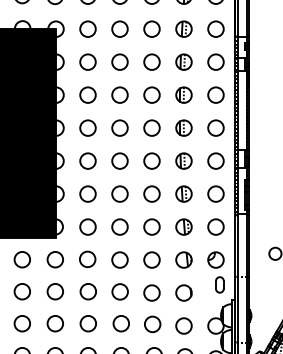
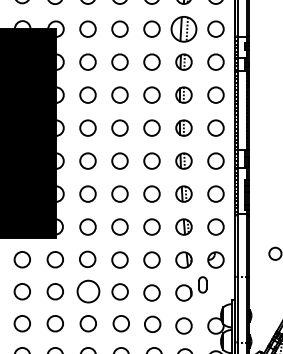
part size: 18x18 px -> 28x27 px (183, 29)
part position: (219, 284) -> (202, 284) (202, 284)
circle size: 18x18 px -> 25x25 px (88, 291)
